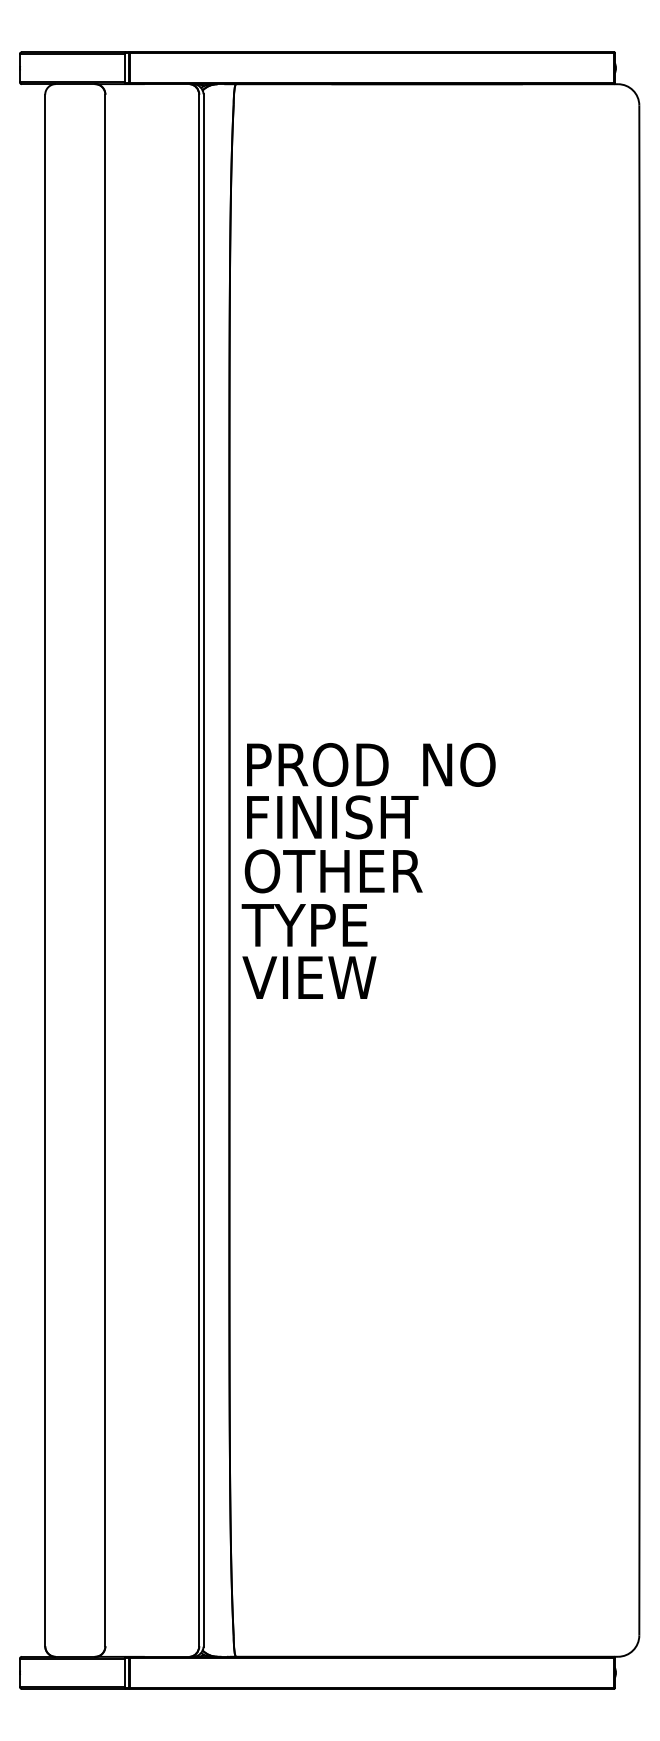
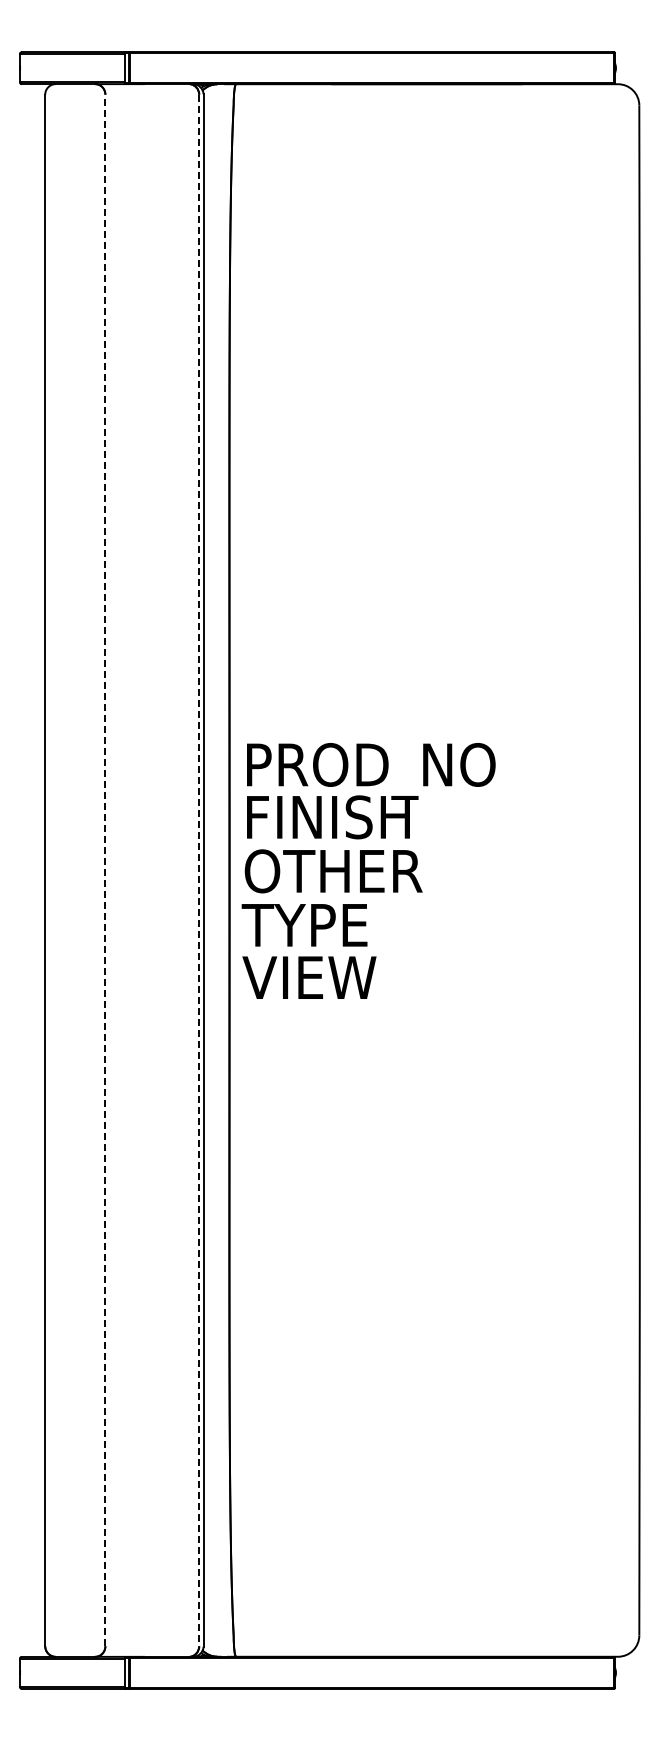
line: solid -> dashed (105, 870)
line: solid -> dashed (199, 870)
